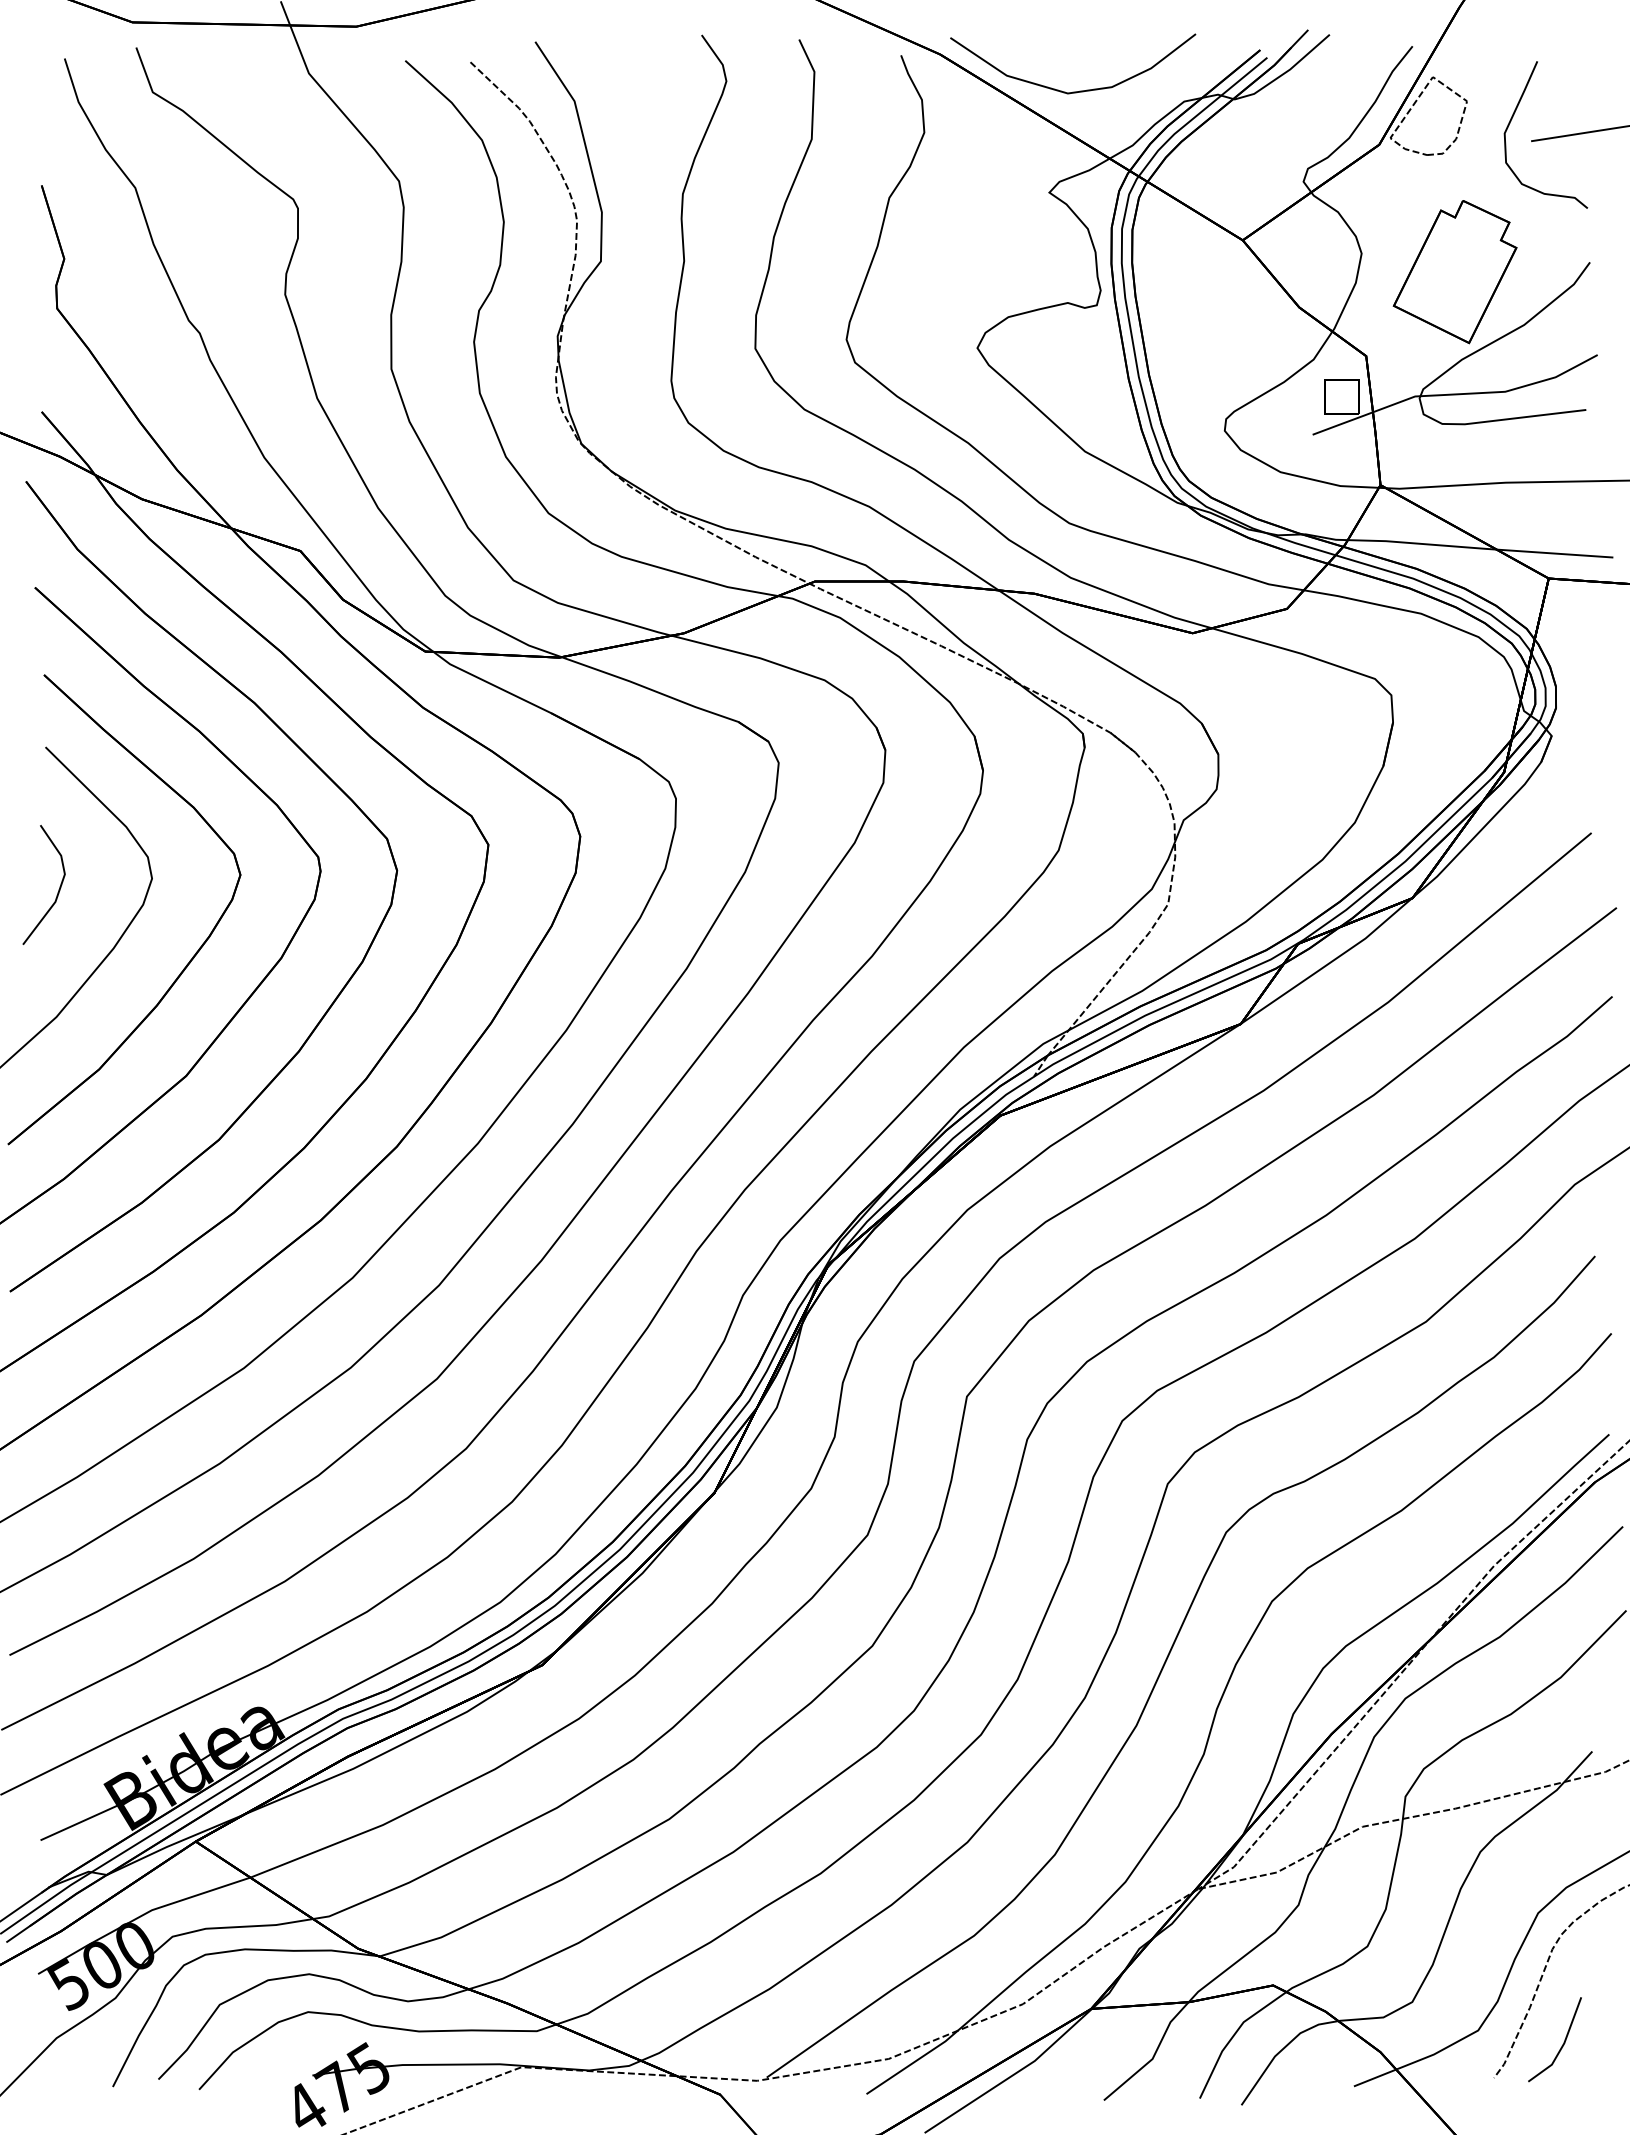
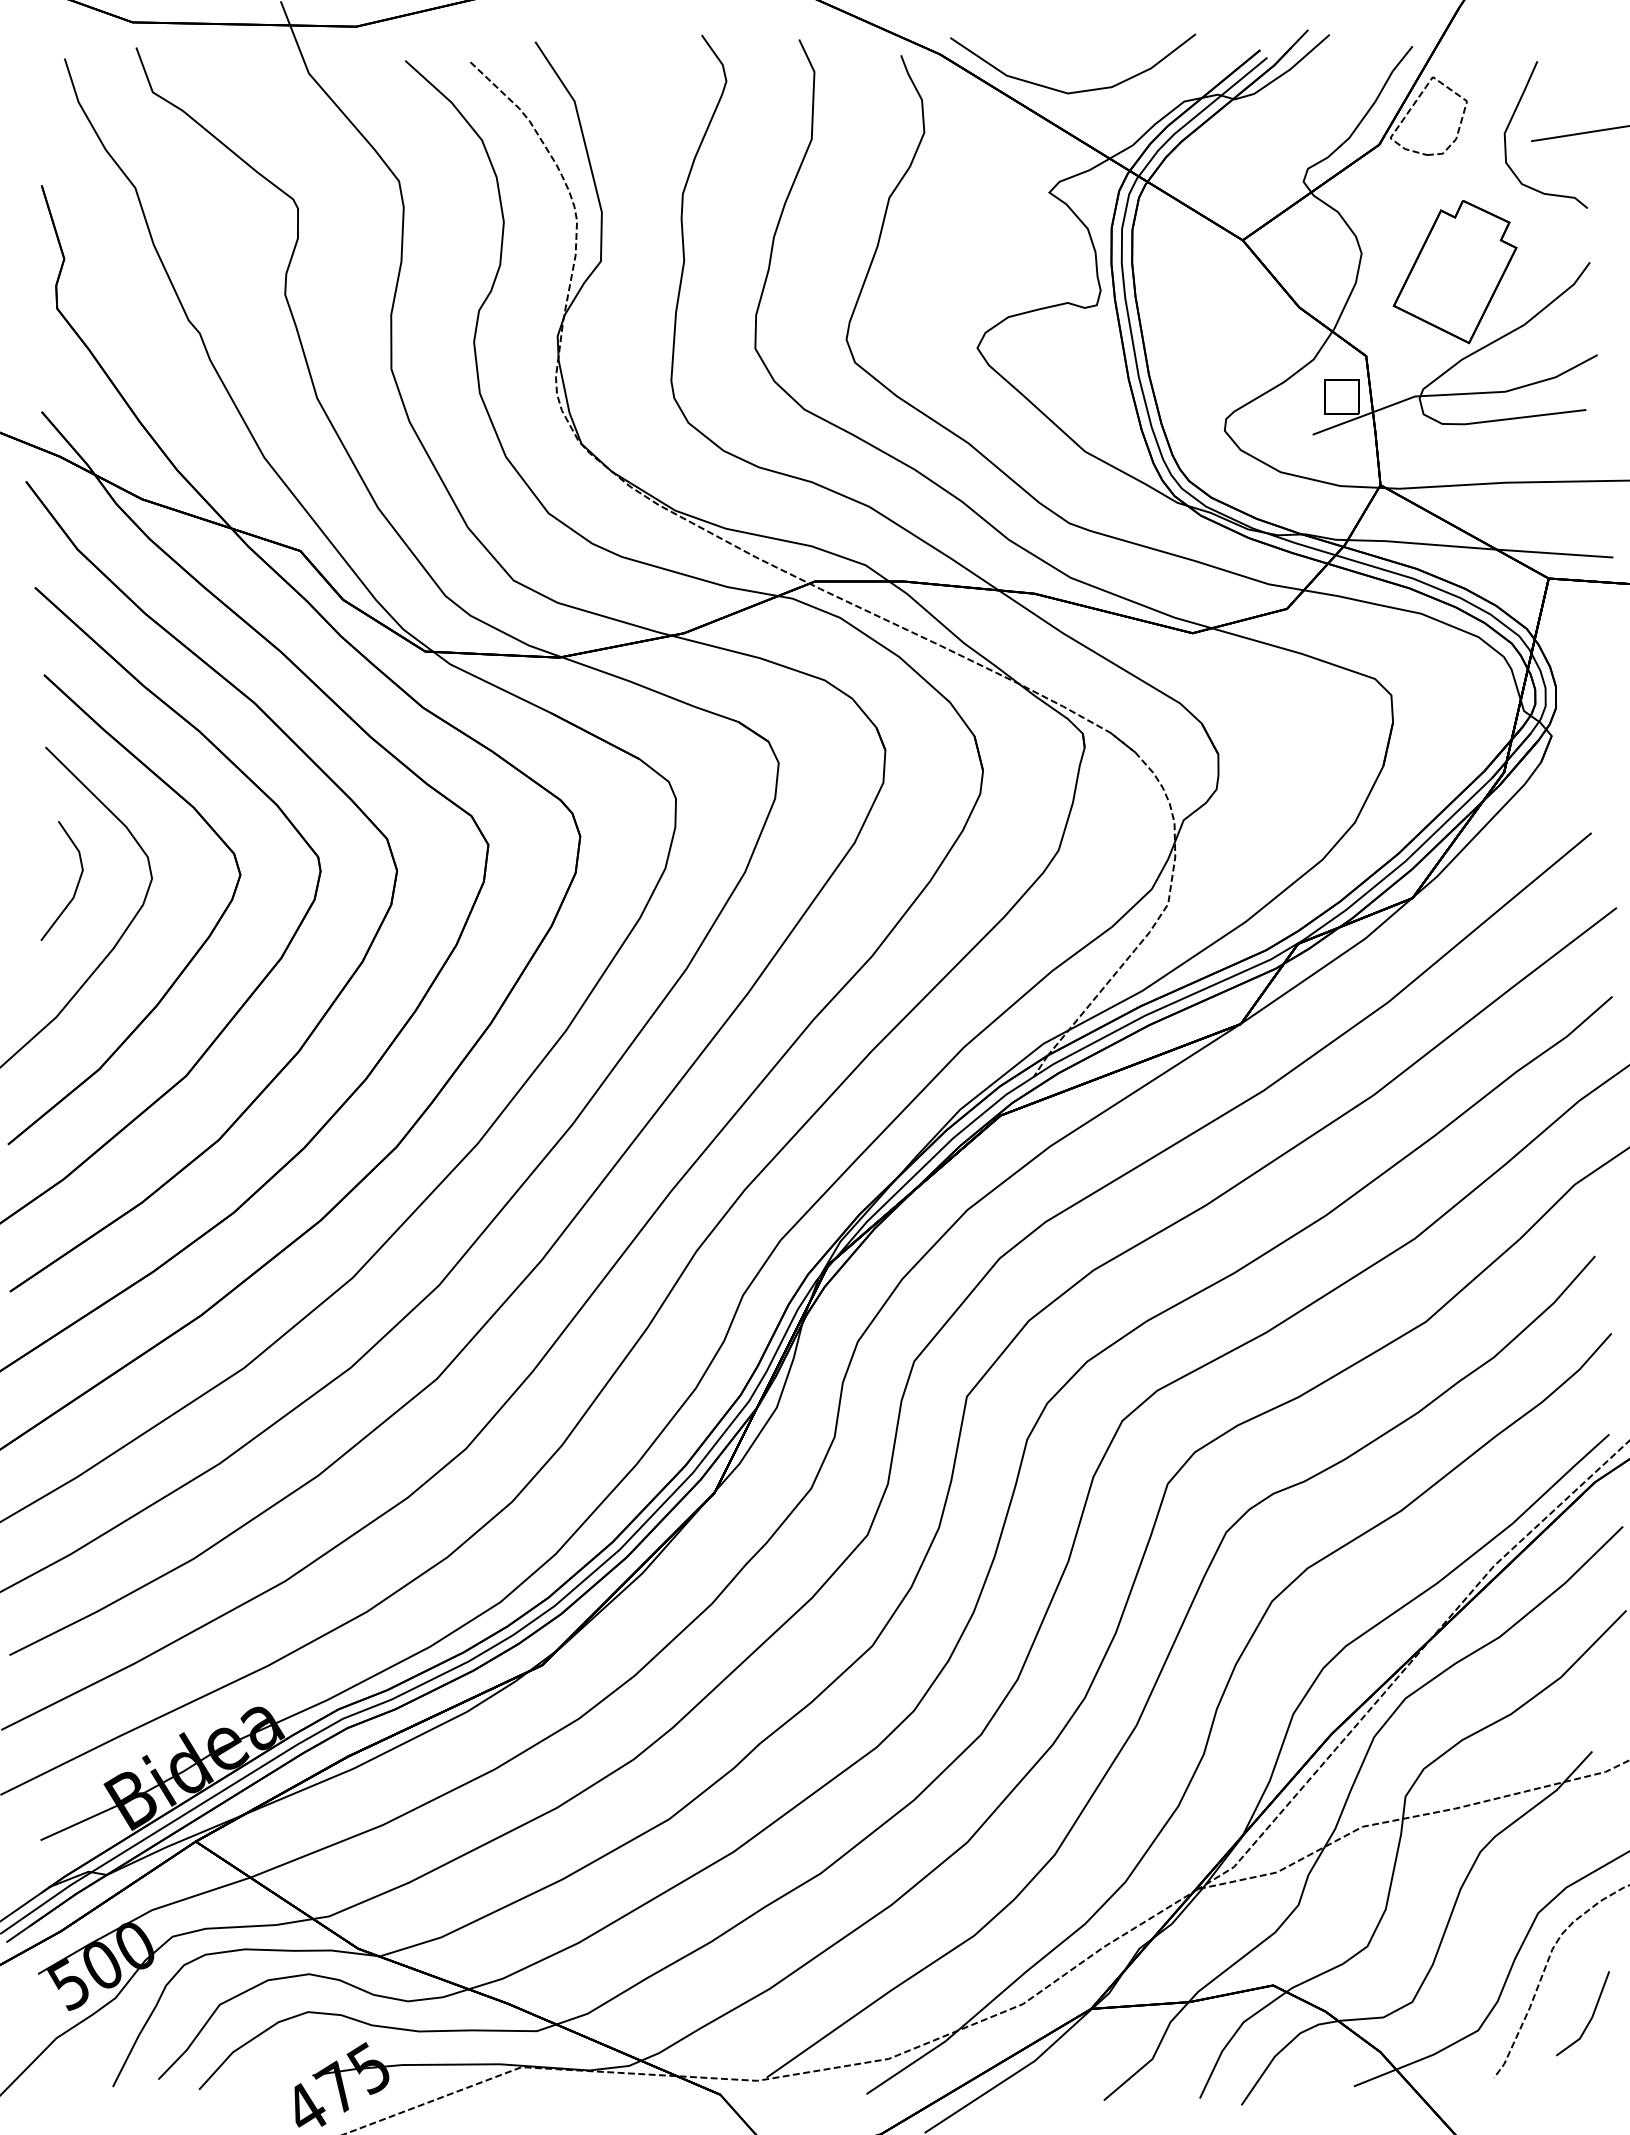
line position: (58, 889) -> (76, 885) (76, 885)
line position: (1562, 2044) -> (1590, 2018) (1590, 2018)
